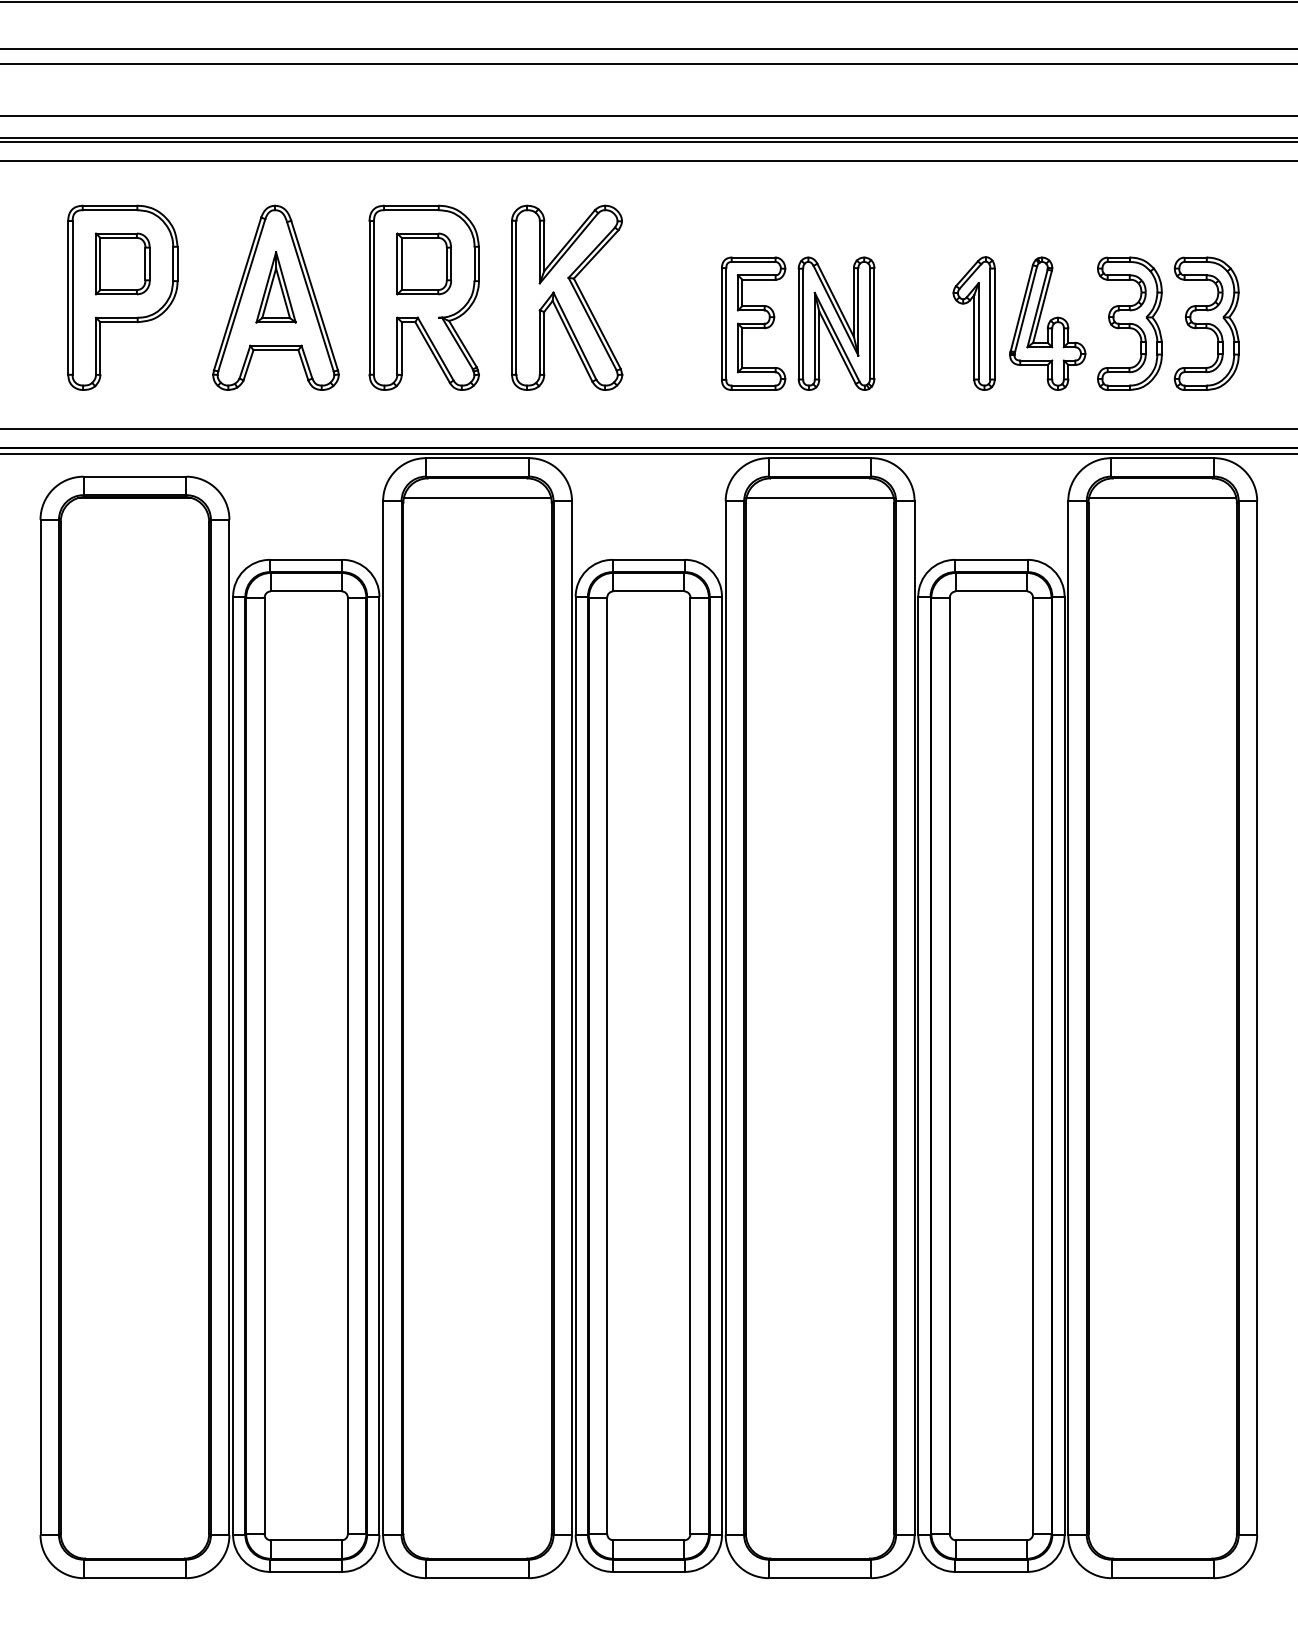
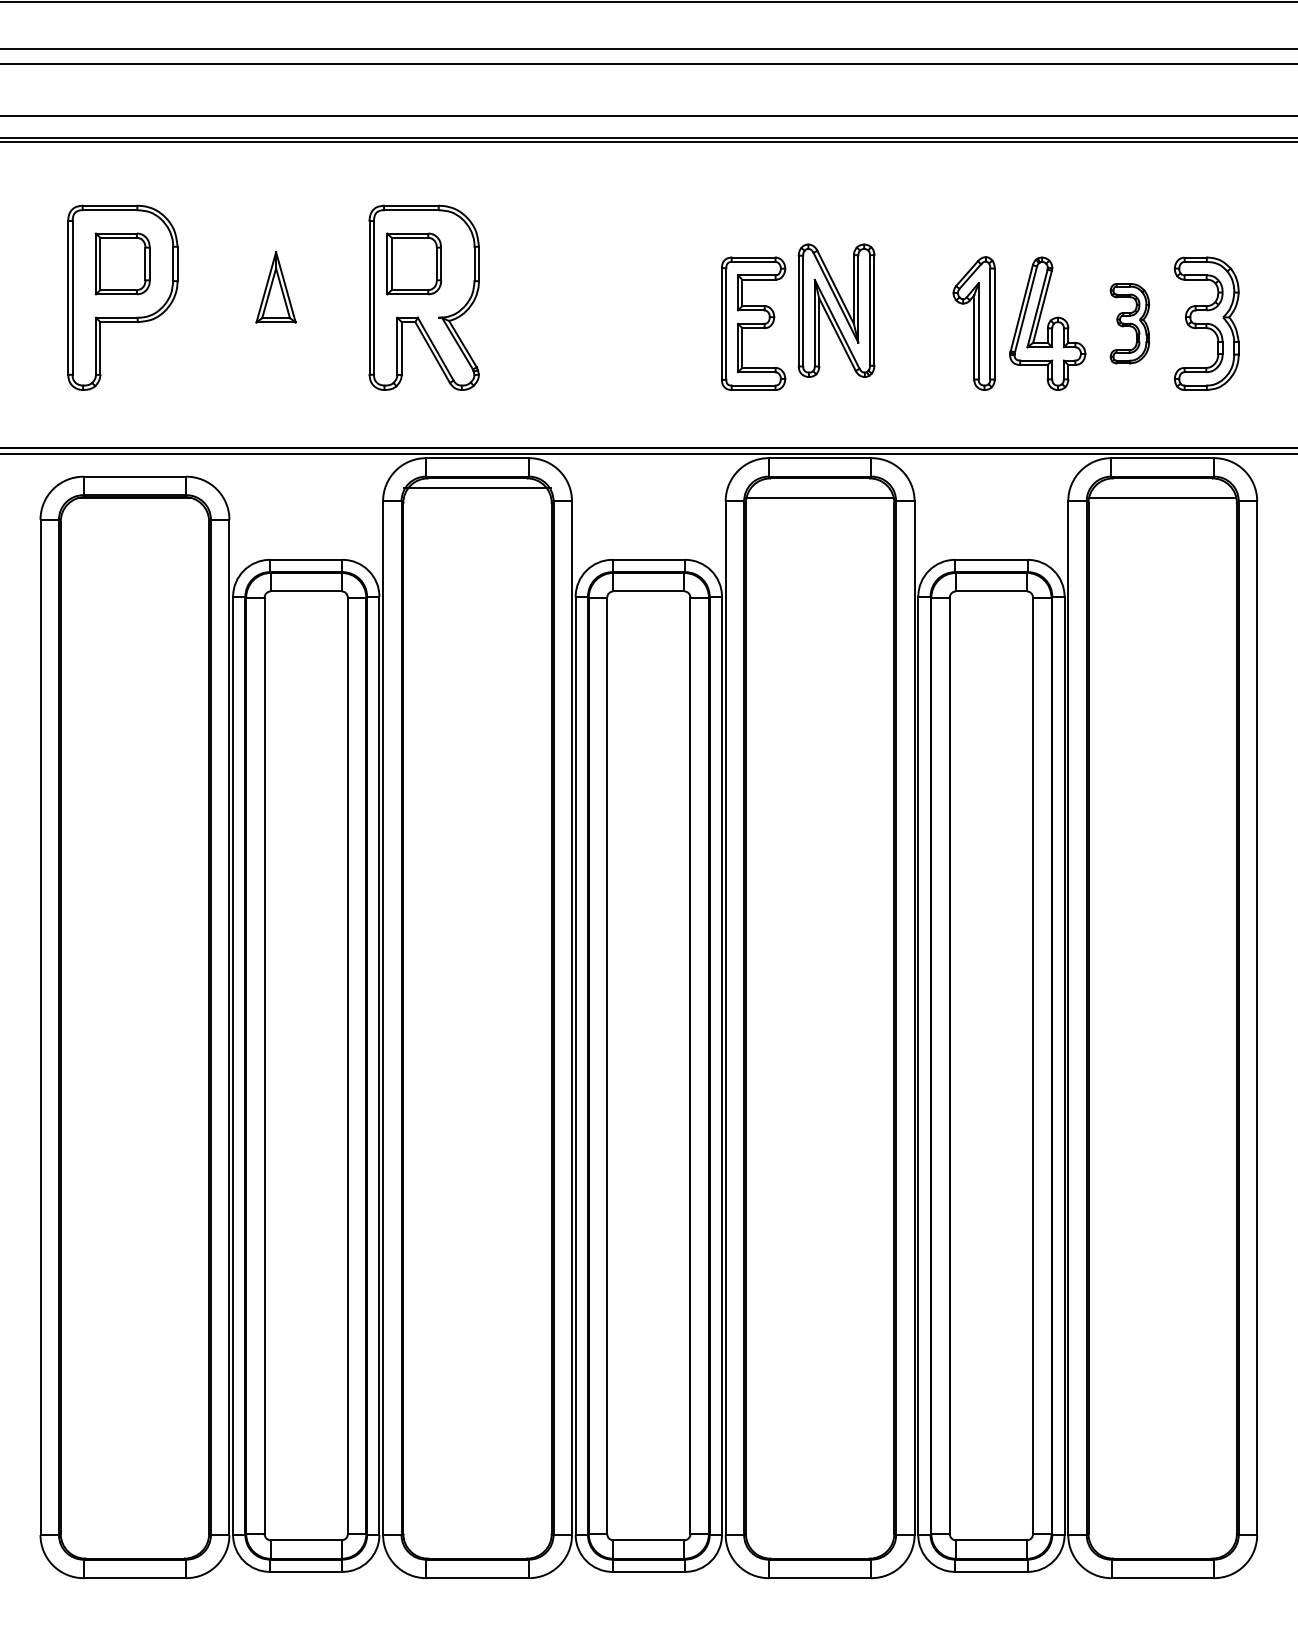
line: present -> none (648, 160)
part position: (423, 263) -> (413, 263) (413, 263)
part: present -> none (275, 297)
part: present -> none (567, 297)
part position: (836, 323) -> (836, 310) (836, 310)
part size: 66x135 px -> 42x82 px (1129, 323)
line: present -> none (648, 429)
line position: (477, 497) -> (477, 487) (477, 487)
